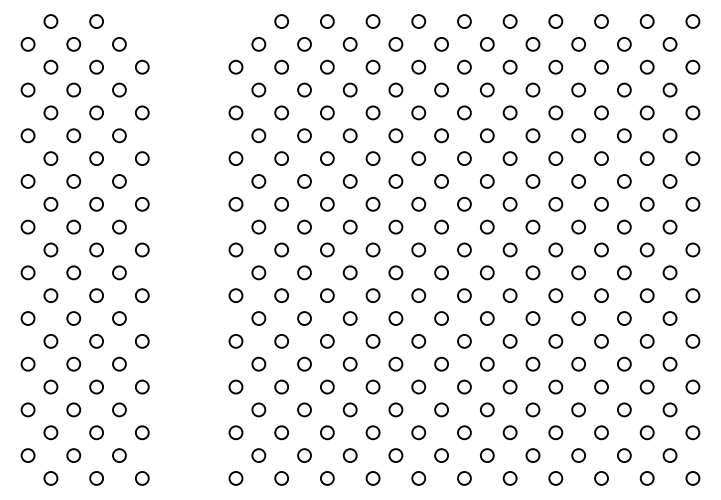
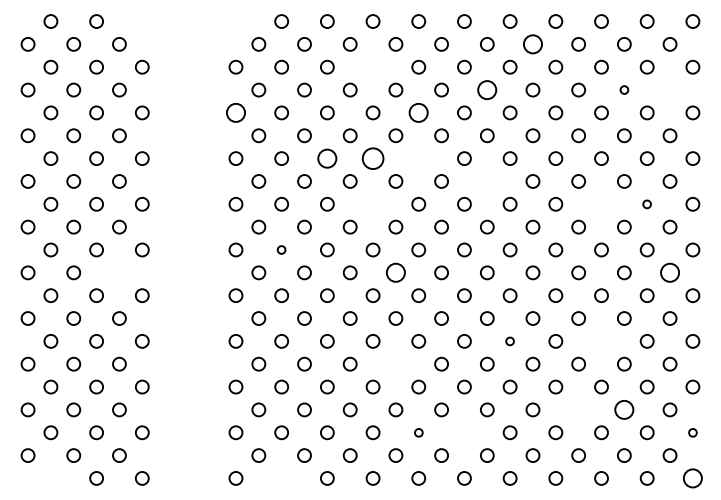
circle size: 16x15 px -> 20x21 px (532, 44)
circle: present -> none (372, 66)
circle size: 15x16 px -> 21x20 px (487, 89)
circle size: 15x16 px -> 11x10 px (624, 89)
circle: present -> none (669, 89)
circle size: 16x16 px -> 20x20 px (235, 112)
circle size: 16x16 px -> 21x20 px (418, 112)
circle size: 15x15 px -> 21x21 px (327, 158)
circle size: 16x15 px -> 24x23 px (372, 158)
circle: present -> none (418, 158)
circle: present -> none (487, 181)
circle: present -> none (372, 204)
circle: present -> none (601, 204)
circle size: 16x15 px -> 10x11 px (646, 204)
circle size: 15x16 px -> 11x10 px (281, 249)
circle: present -> none (119, 272)
circle size: 16x16 px -> 20x21 px (395, 272)
circle size: 16x16 px -> 20x21 px (669, 272)
circle size: 16x15 px -> 10x11 px (509, 341)
circle: present -> none (601, 341)
circle: present -> none (395, 363)
circle: present -> none (578, 409)
circle size: 15x16 px -> 21x20 px (624, 409)
circle size: 16x16 px -> 10x10 px (418, 432)
circle: present -> none (464, 432)
circle size: 16x16 px -> 10x10 px (692, 432)
circle: present -> none (50, 478)
circle: present -> none (281, 478)
circle size: 16x15 px -> 20x21 px (692, 478)
